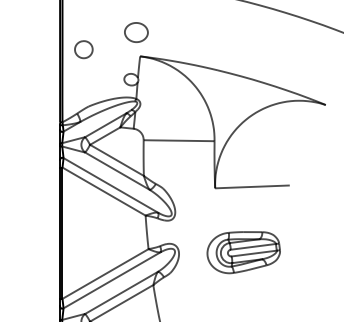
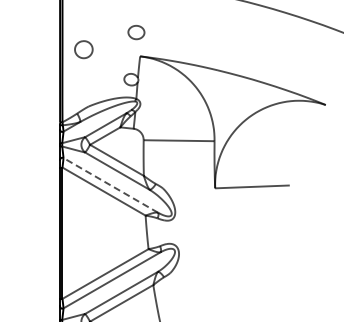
part size: 25x21 px -> 19x16 px (136, 32)
line: solid -> dashed (110, 185)
part: present -> none (243, 252)
